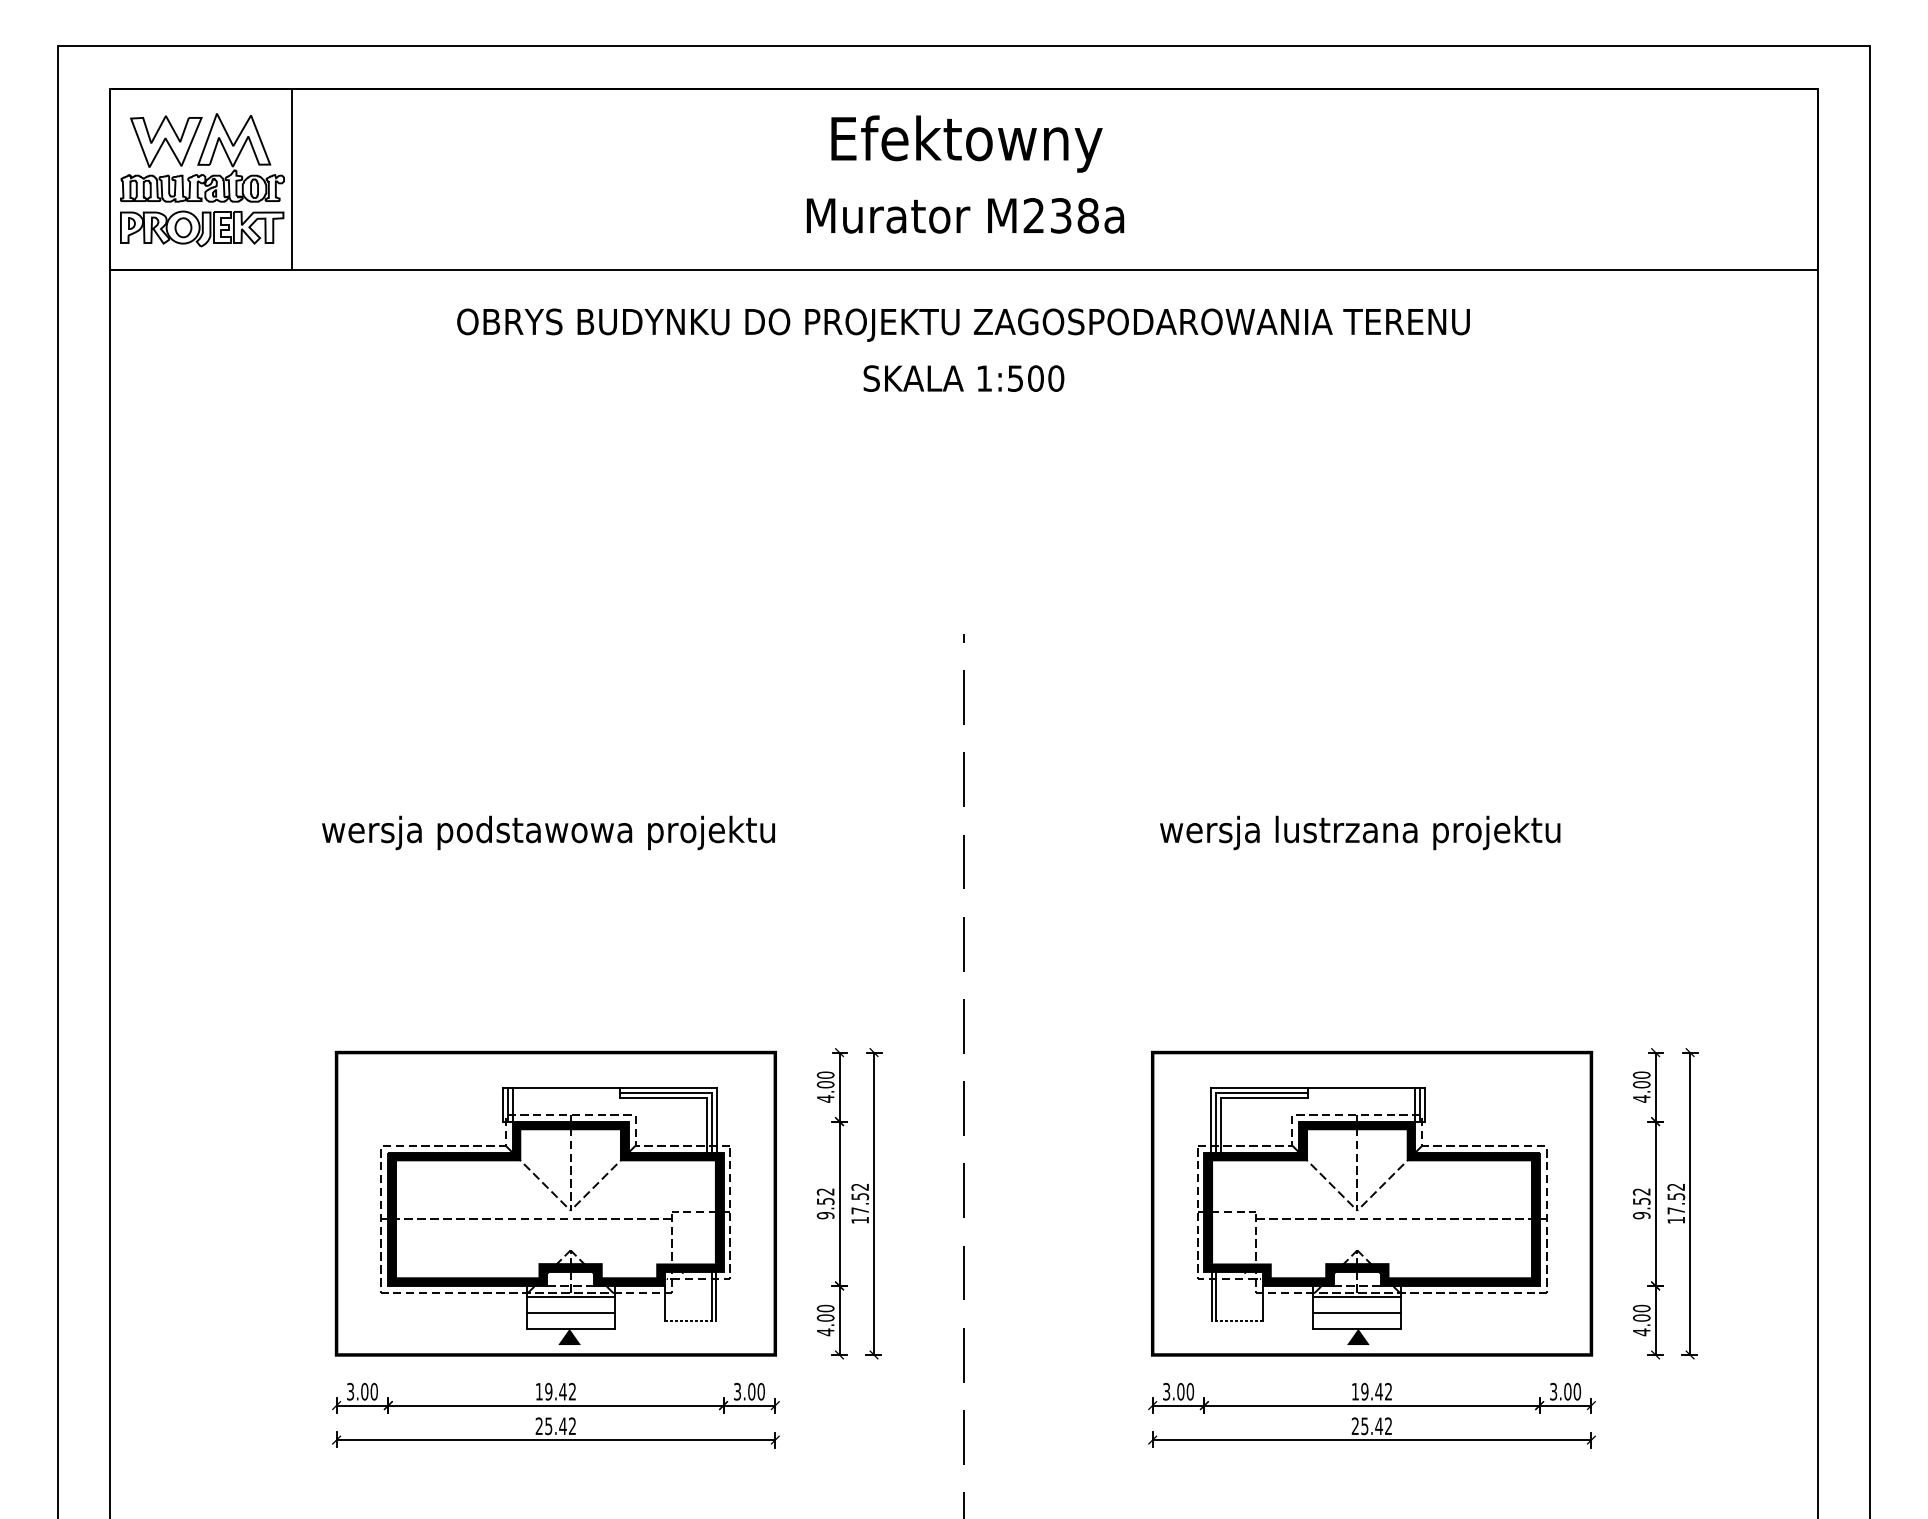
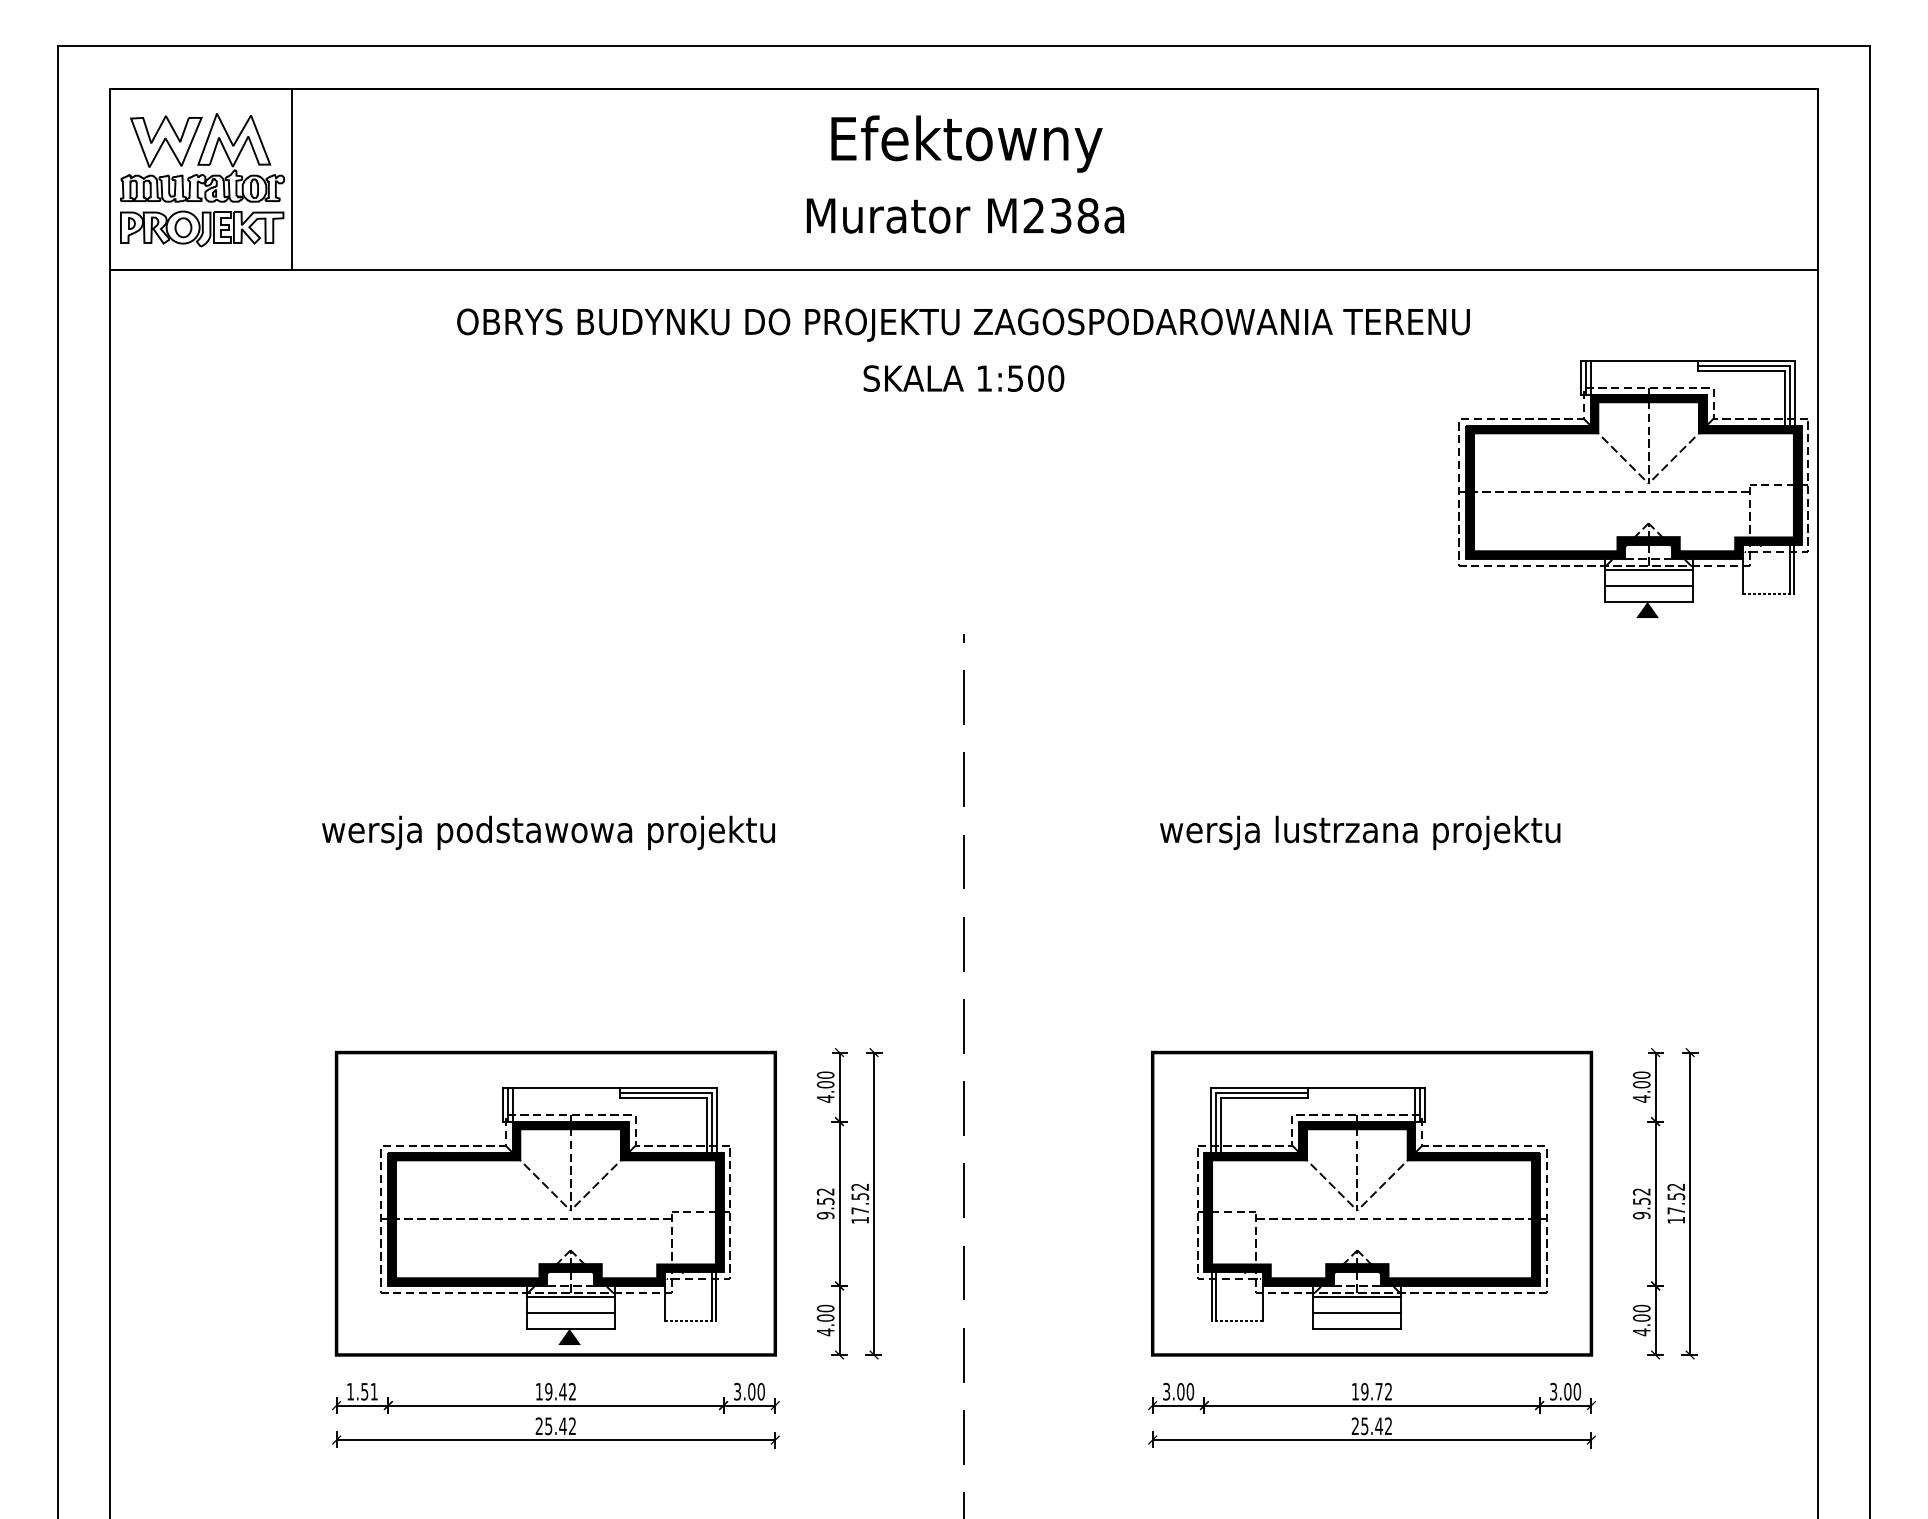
part: none -> present (1633, 488)
fill: present -> none (1358, 1336)
text: 3.00 -> 1.51 (362, 1391)
text: 19.42 -> 19.72 (1378, 1391)
